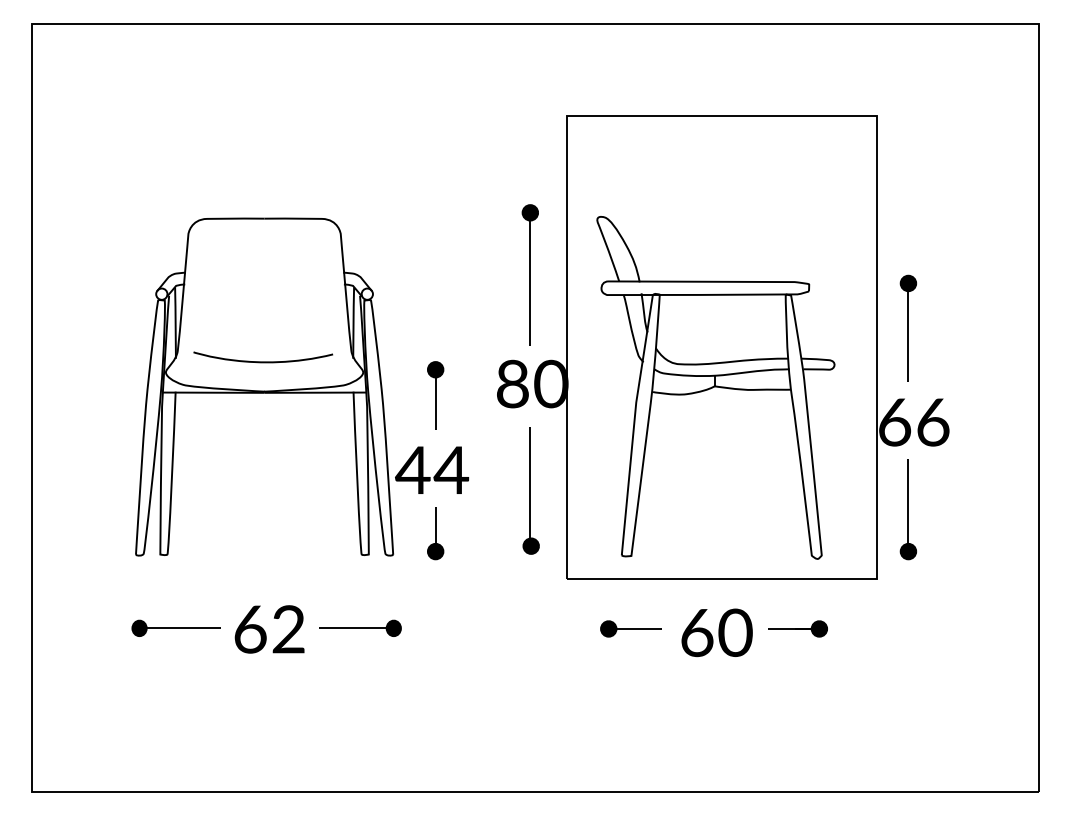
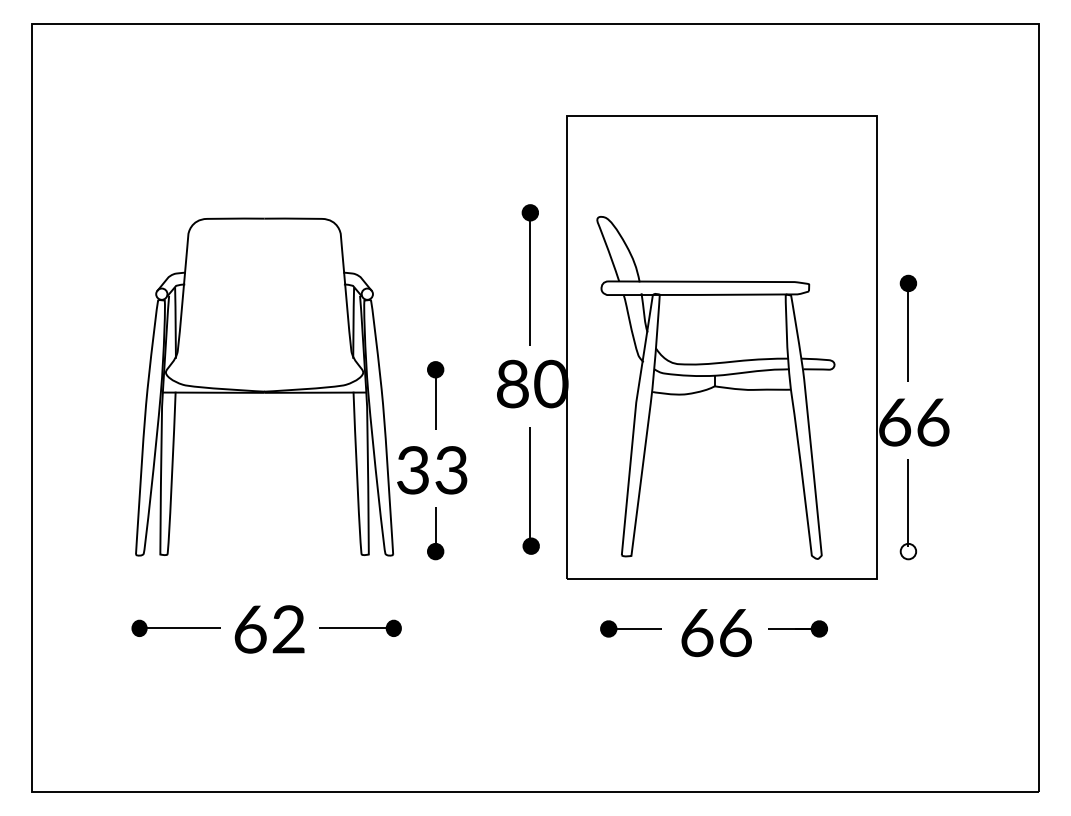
curve: present -> none (263, 361)
text: 44 -> 33 (432, 470)
fill: present -> none (908, 551)
text: 60 -> 66 (735, 632)
